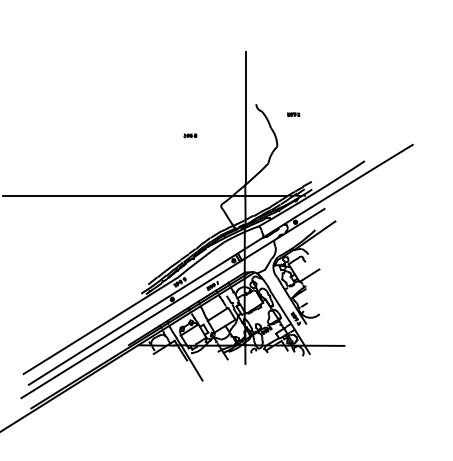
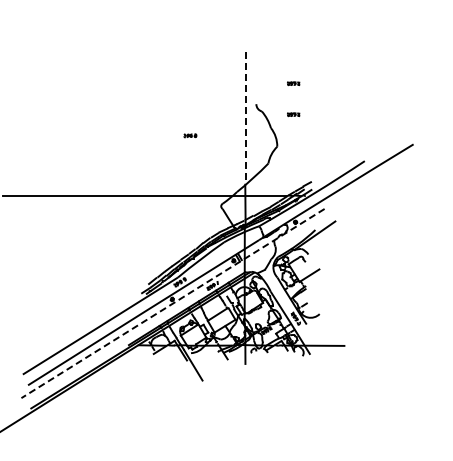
part: none -> present (293, 83)
line: solid -> dashed (245, 118)
line: solid -> dashed (173, 303)
